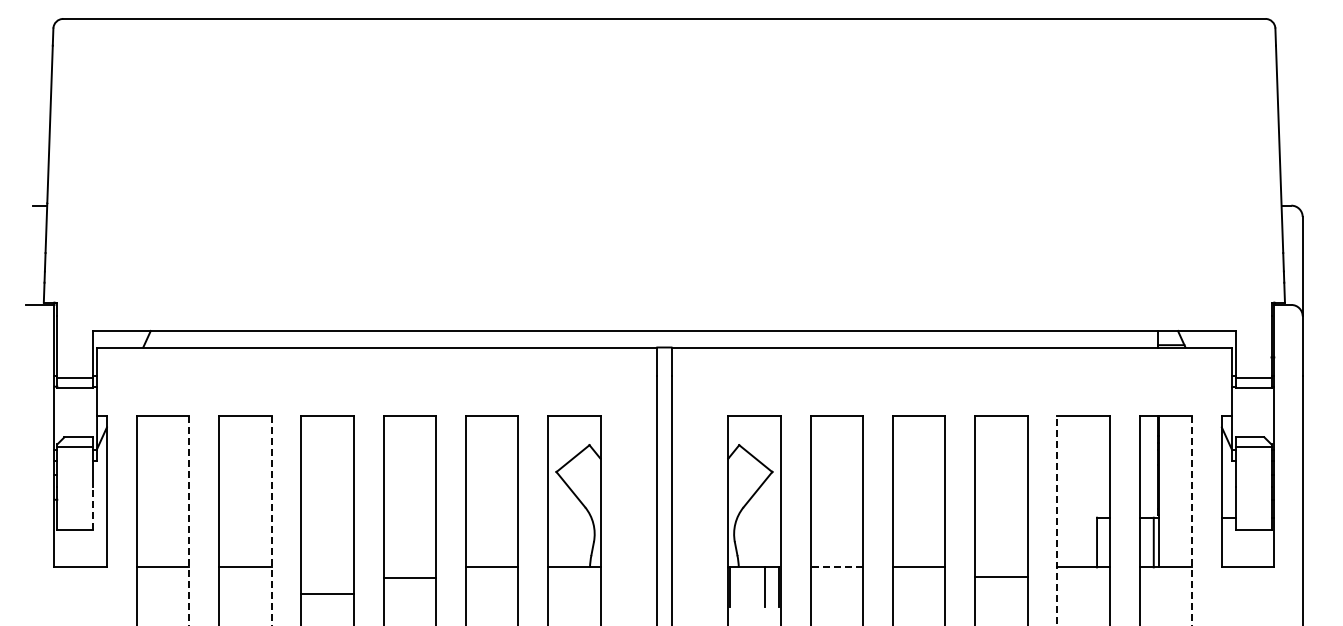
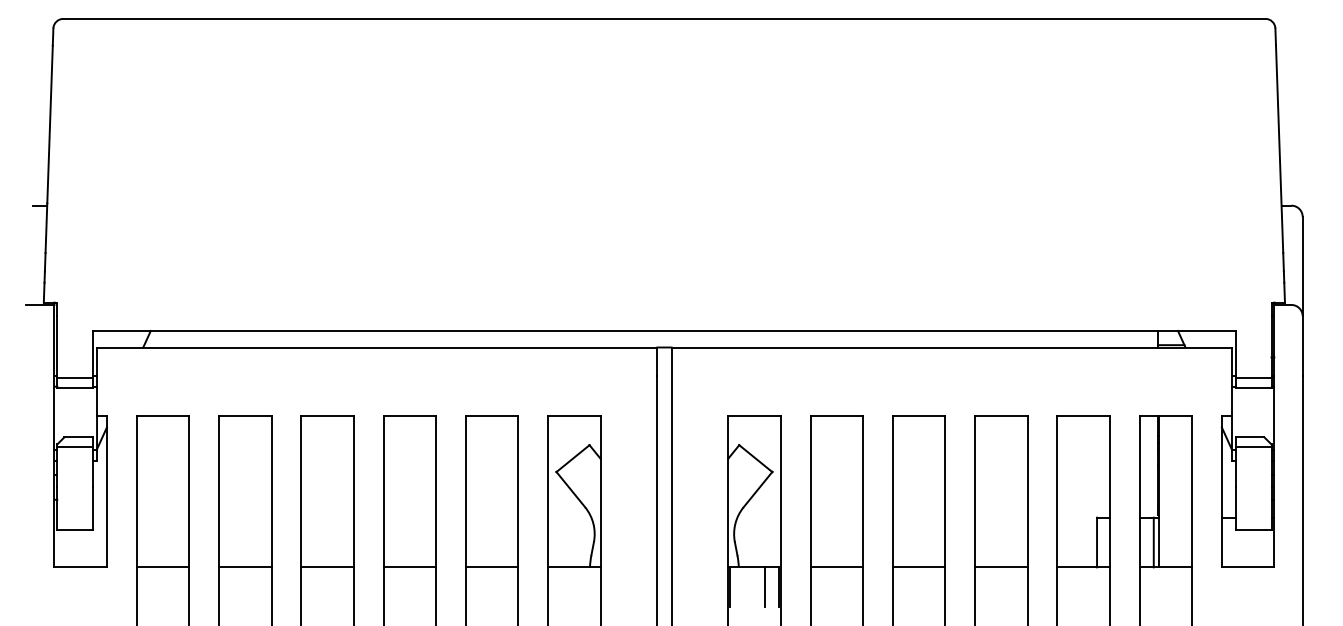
line: dashed -> solid (92, 507)
line: dashed -> solid (189, 520)
line: dashed -> solid (271, 520)
line: dashed -> solid (1057, 520)
line: dashed -> solid (1192, 520)
line: dashed -> solid (836, 567)
line position: (1001, 577) -> (1001, 567) (1001, 567)
line position: (409, 578) -> (409, 567) (409, 567)
line position: (327, 594) -> (327, 567) (327, 567)
